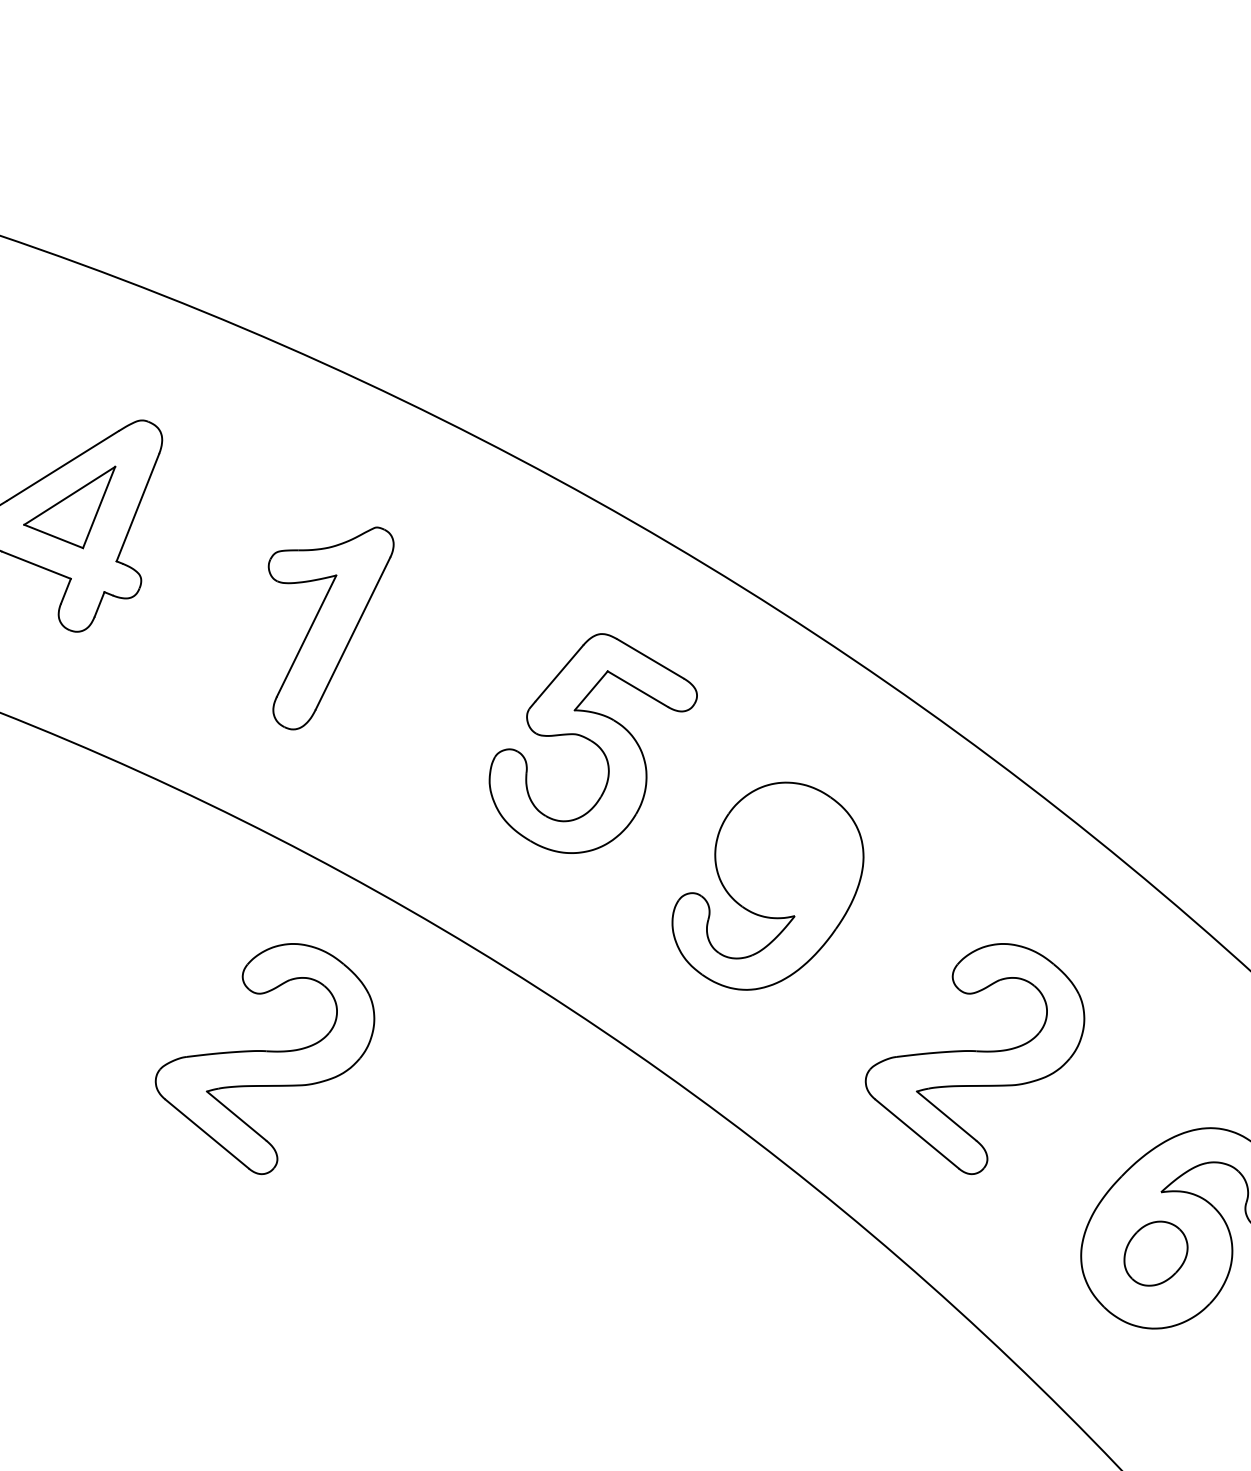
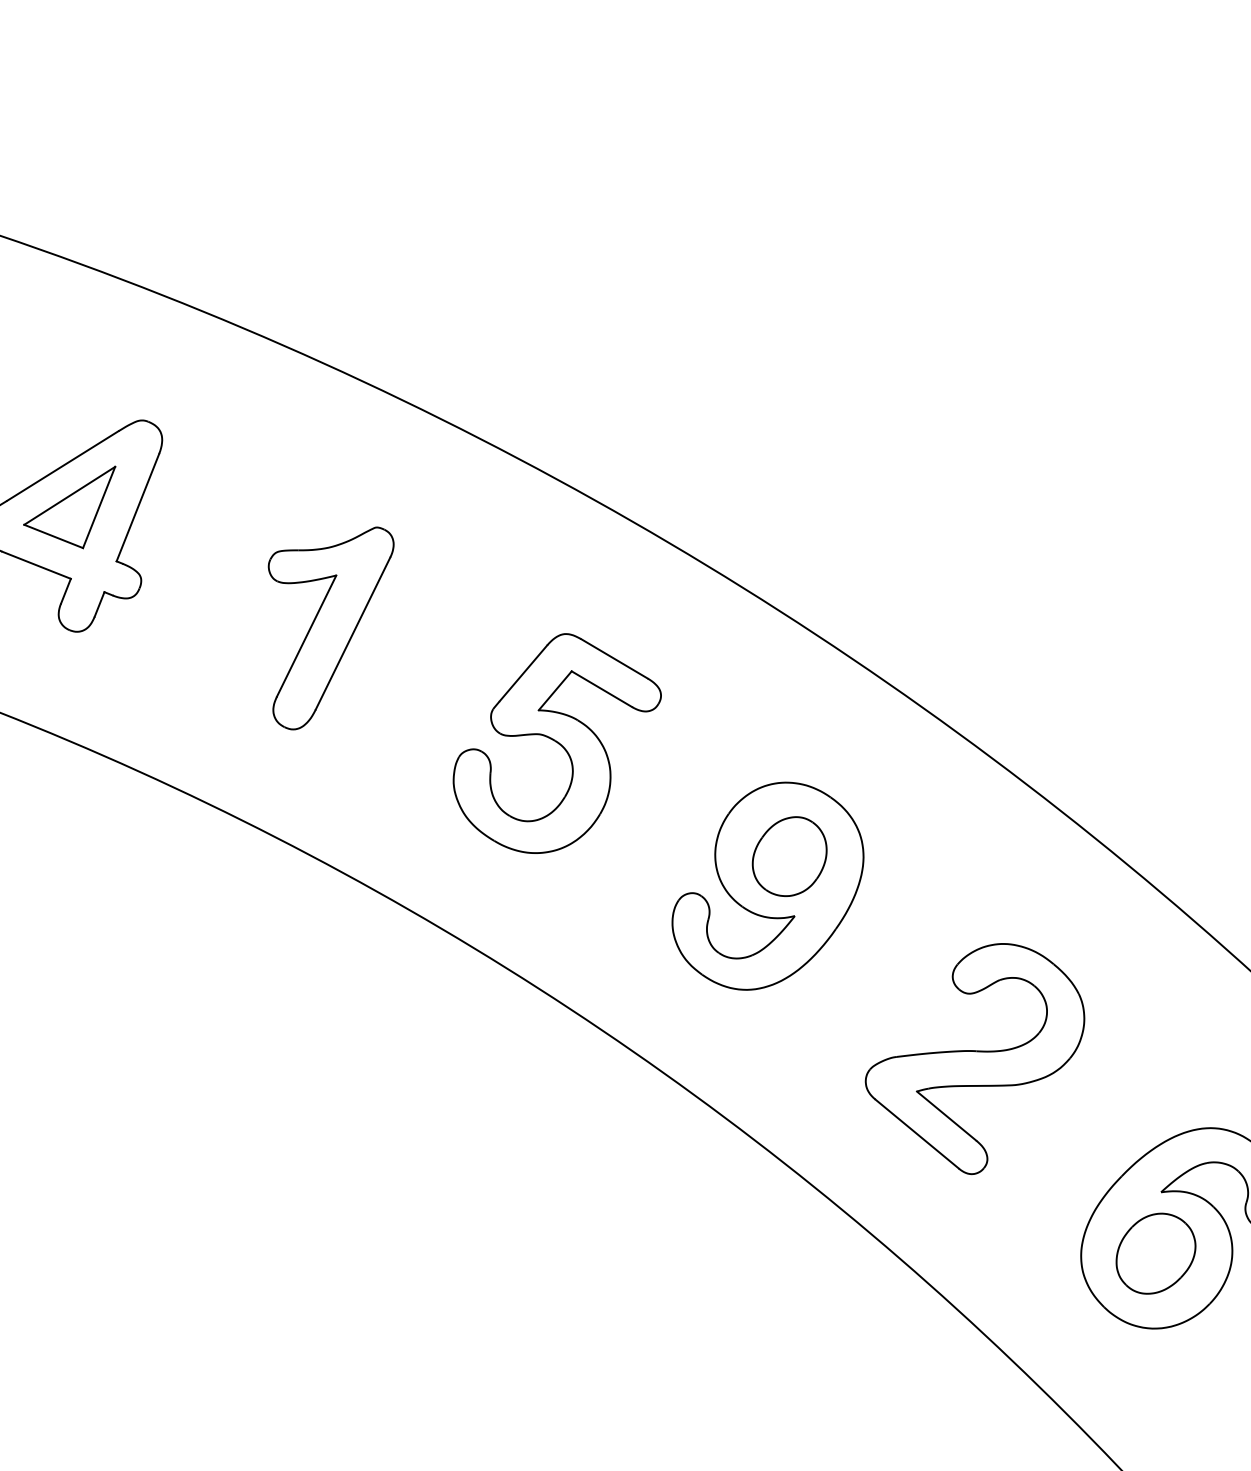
part position: (592, 743) -> (556, 743) (556, 743)
part: none -> present (789, 856)
part: present -> none (264, 1059)
part size: 66x67 px -> 82x83 px (1155, 1253)
